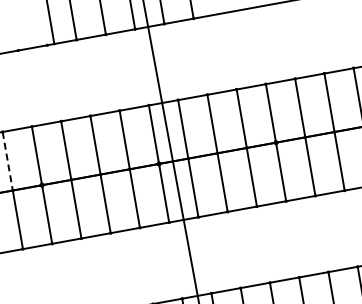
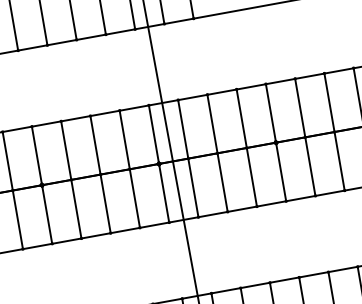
line position: (50, 23) -> (43, 23) (43, 23)
line: none -> present (13, 26)
line: dashed -> solid (7, 161)
